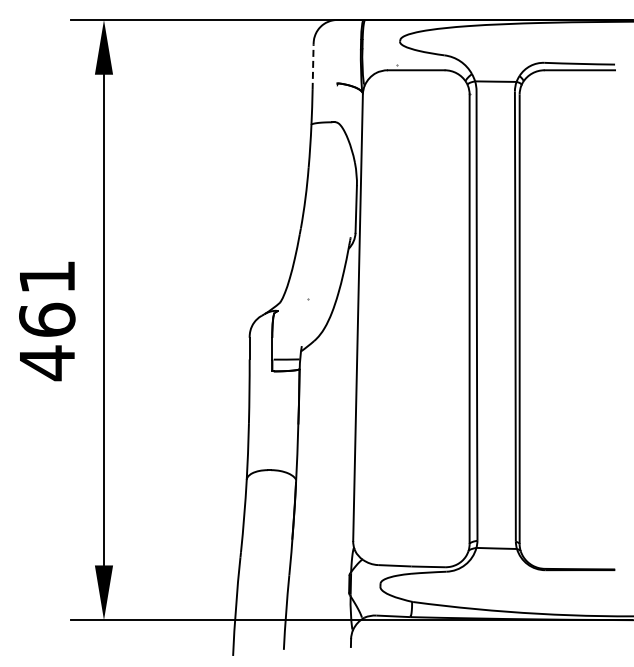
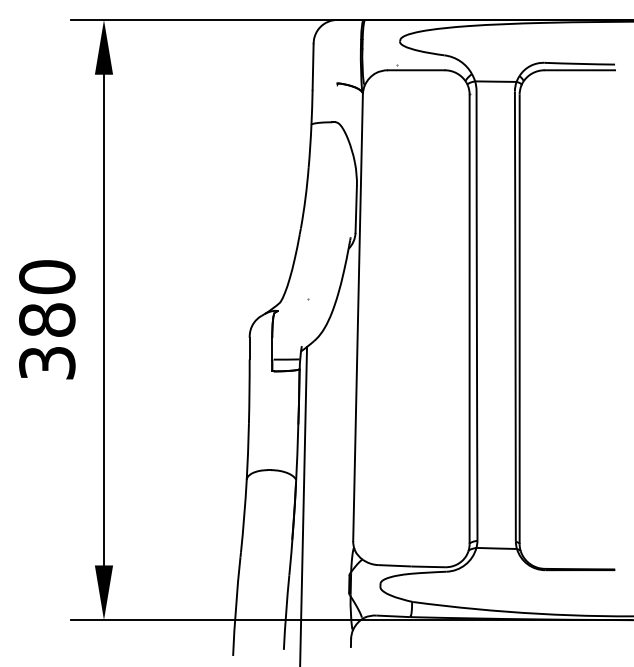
line: dashed -> solid (313, 67)
text: 461 -> 380 (47, 320)
line: none -> present (303, 504)
